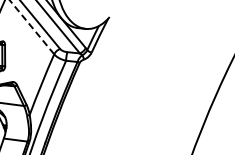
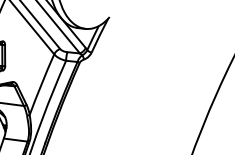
line: dashed -> solid (32, 27)
